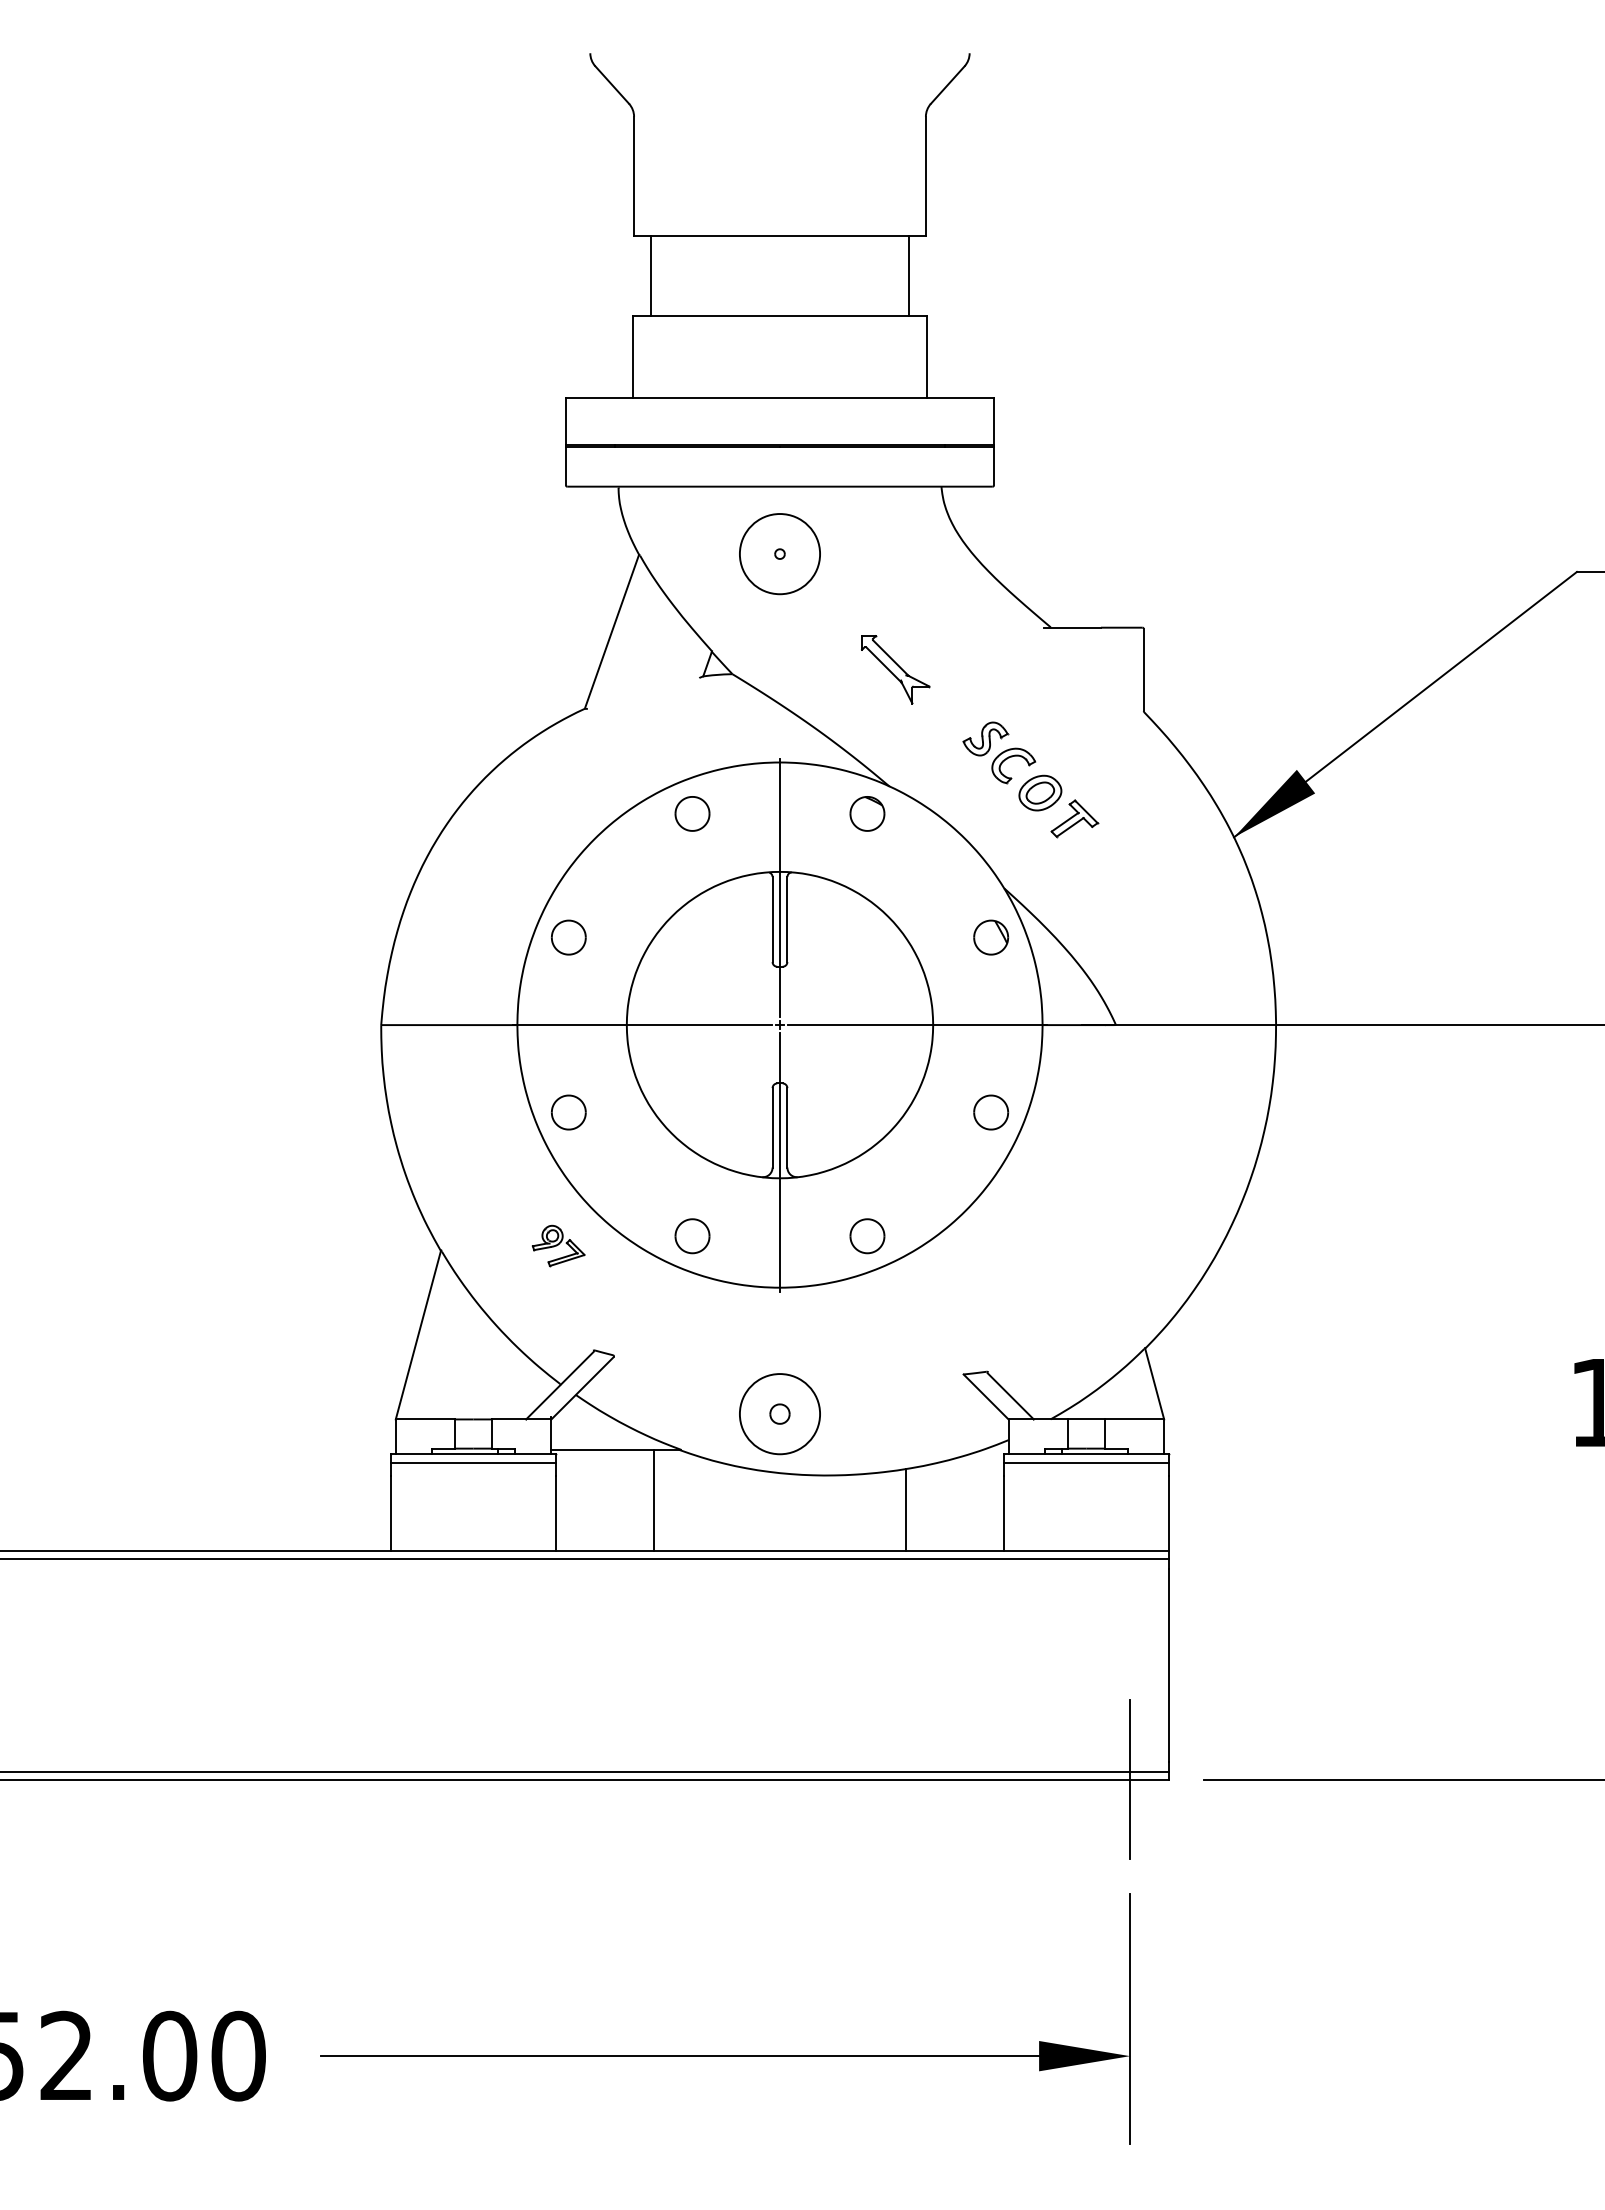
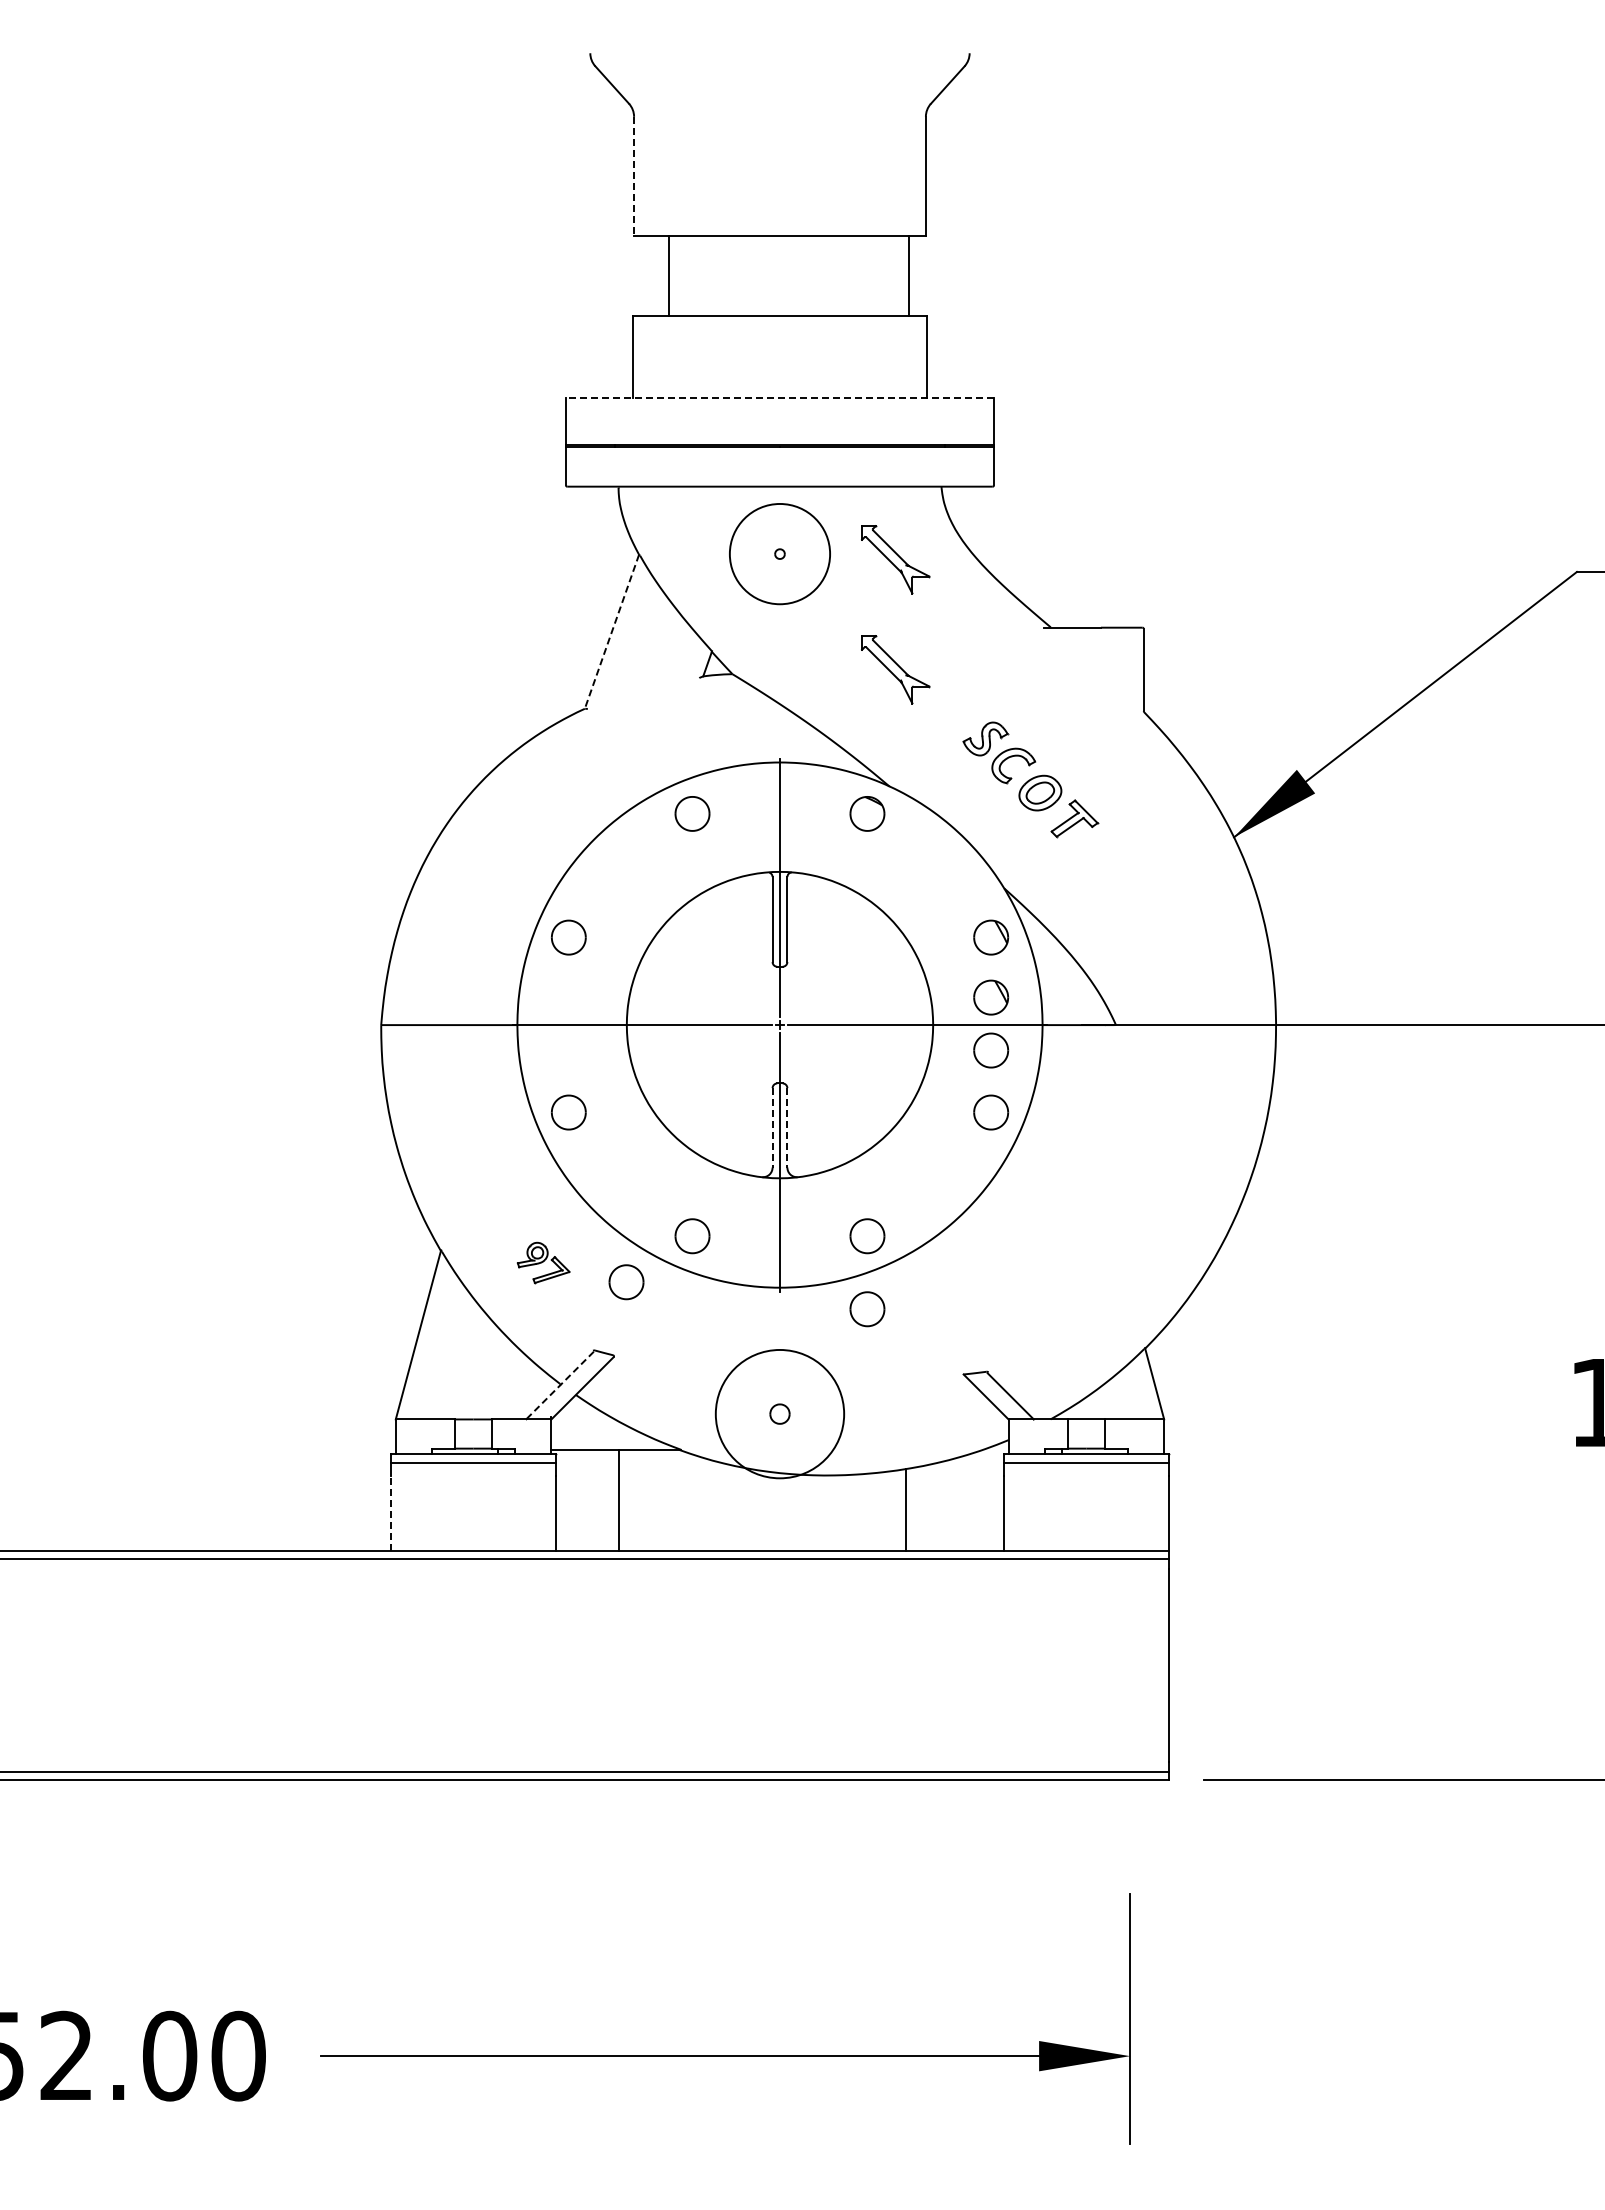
line: solid -> dashed (634, 176)
line position: (651, 275) -> (669, 275) (669, 275)
line: solid -> dashed (779, 397)
circle diameter: 80 px -> 100 px (779, 553)
part: none -> present (895, 559)
line: solid -> dashed (611, 631)
part: none -> present (991, 997)
part: none -> present (991, 1050)
line: solid -> dashed (772, 1127)
line: solid -> dashed (787, 1127)
part position: (558, 1245) -> (543, 1262) (543, 1262)
part: none -> present (626, 1282)
part: none -> present (867, 1309)
line: solid -> dashed (560, 1385)
circle diameter: 80 px -> 128 px (779, 1413)
line position: (653, 1499) -> (618, 1499) (618, 1499)
line: solid -> dashed (390, 1513)
line: present -> none (1130, 1779)
